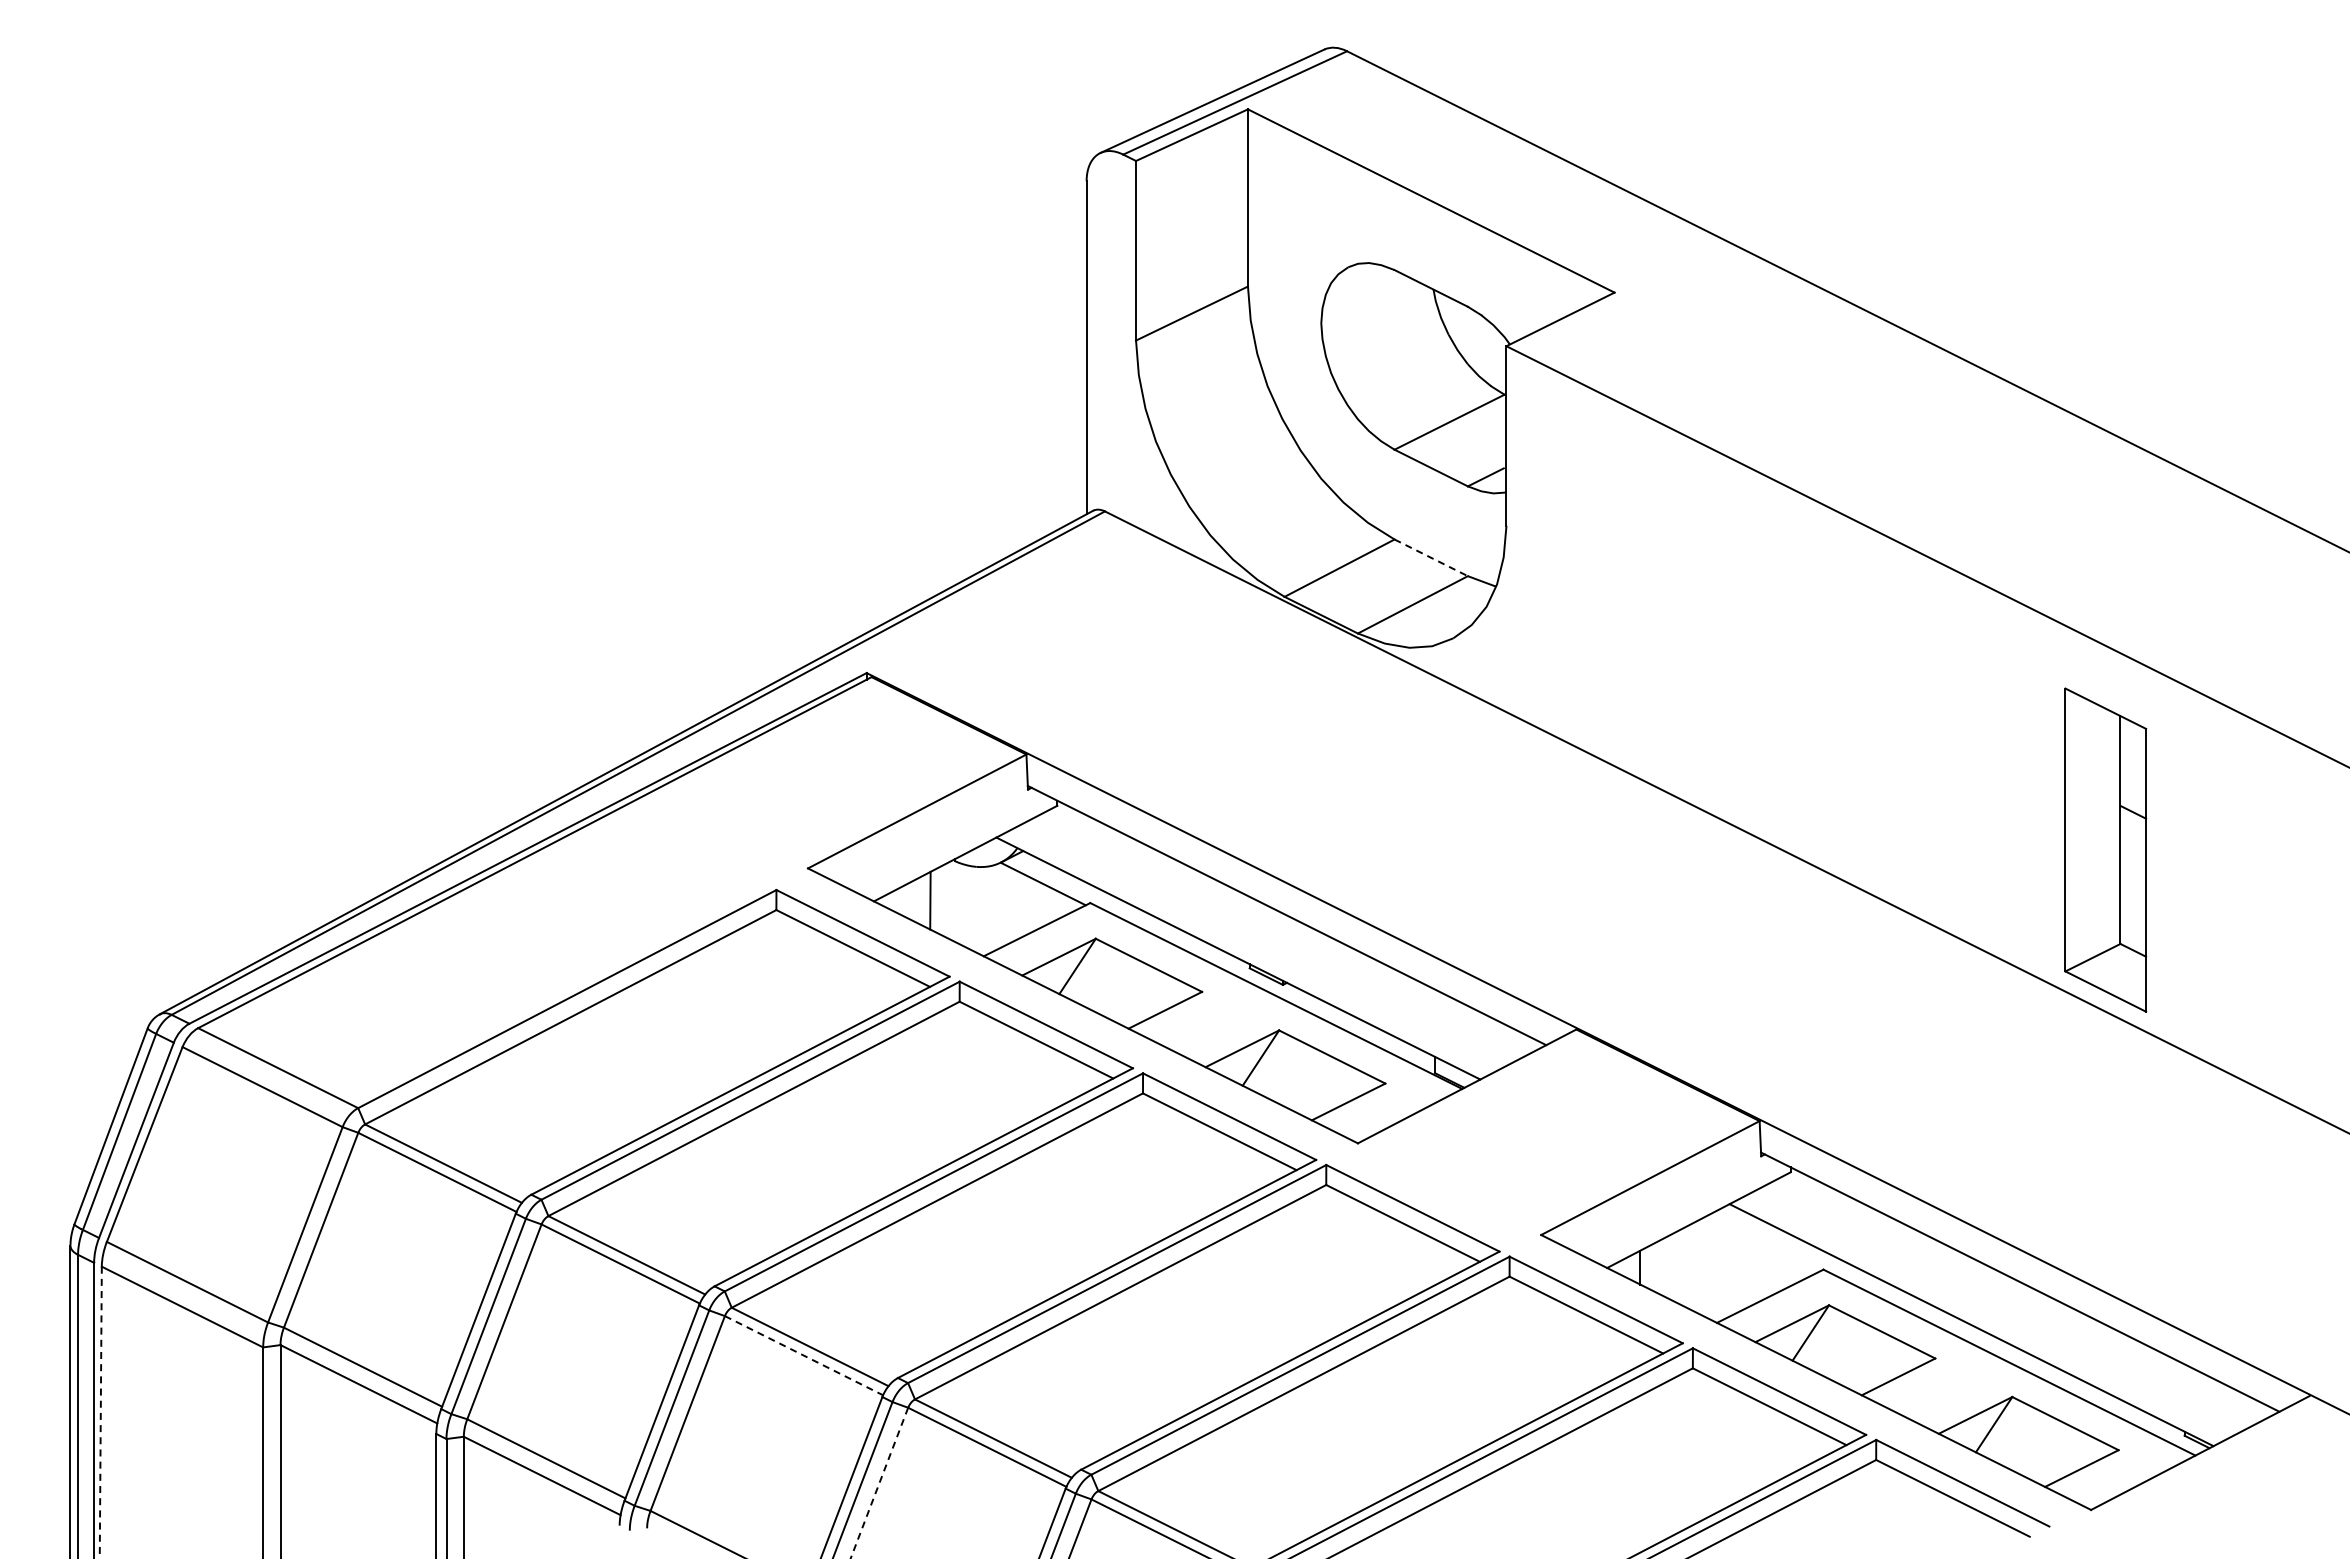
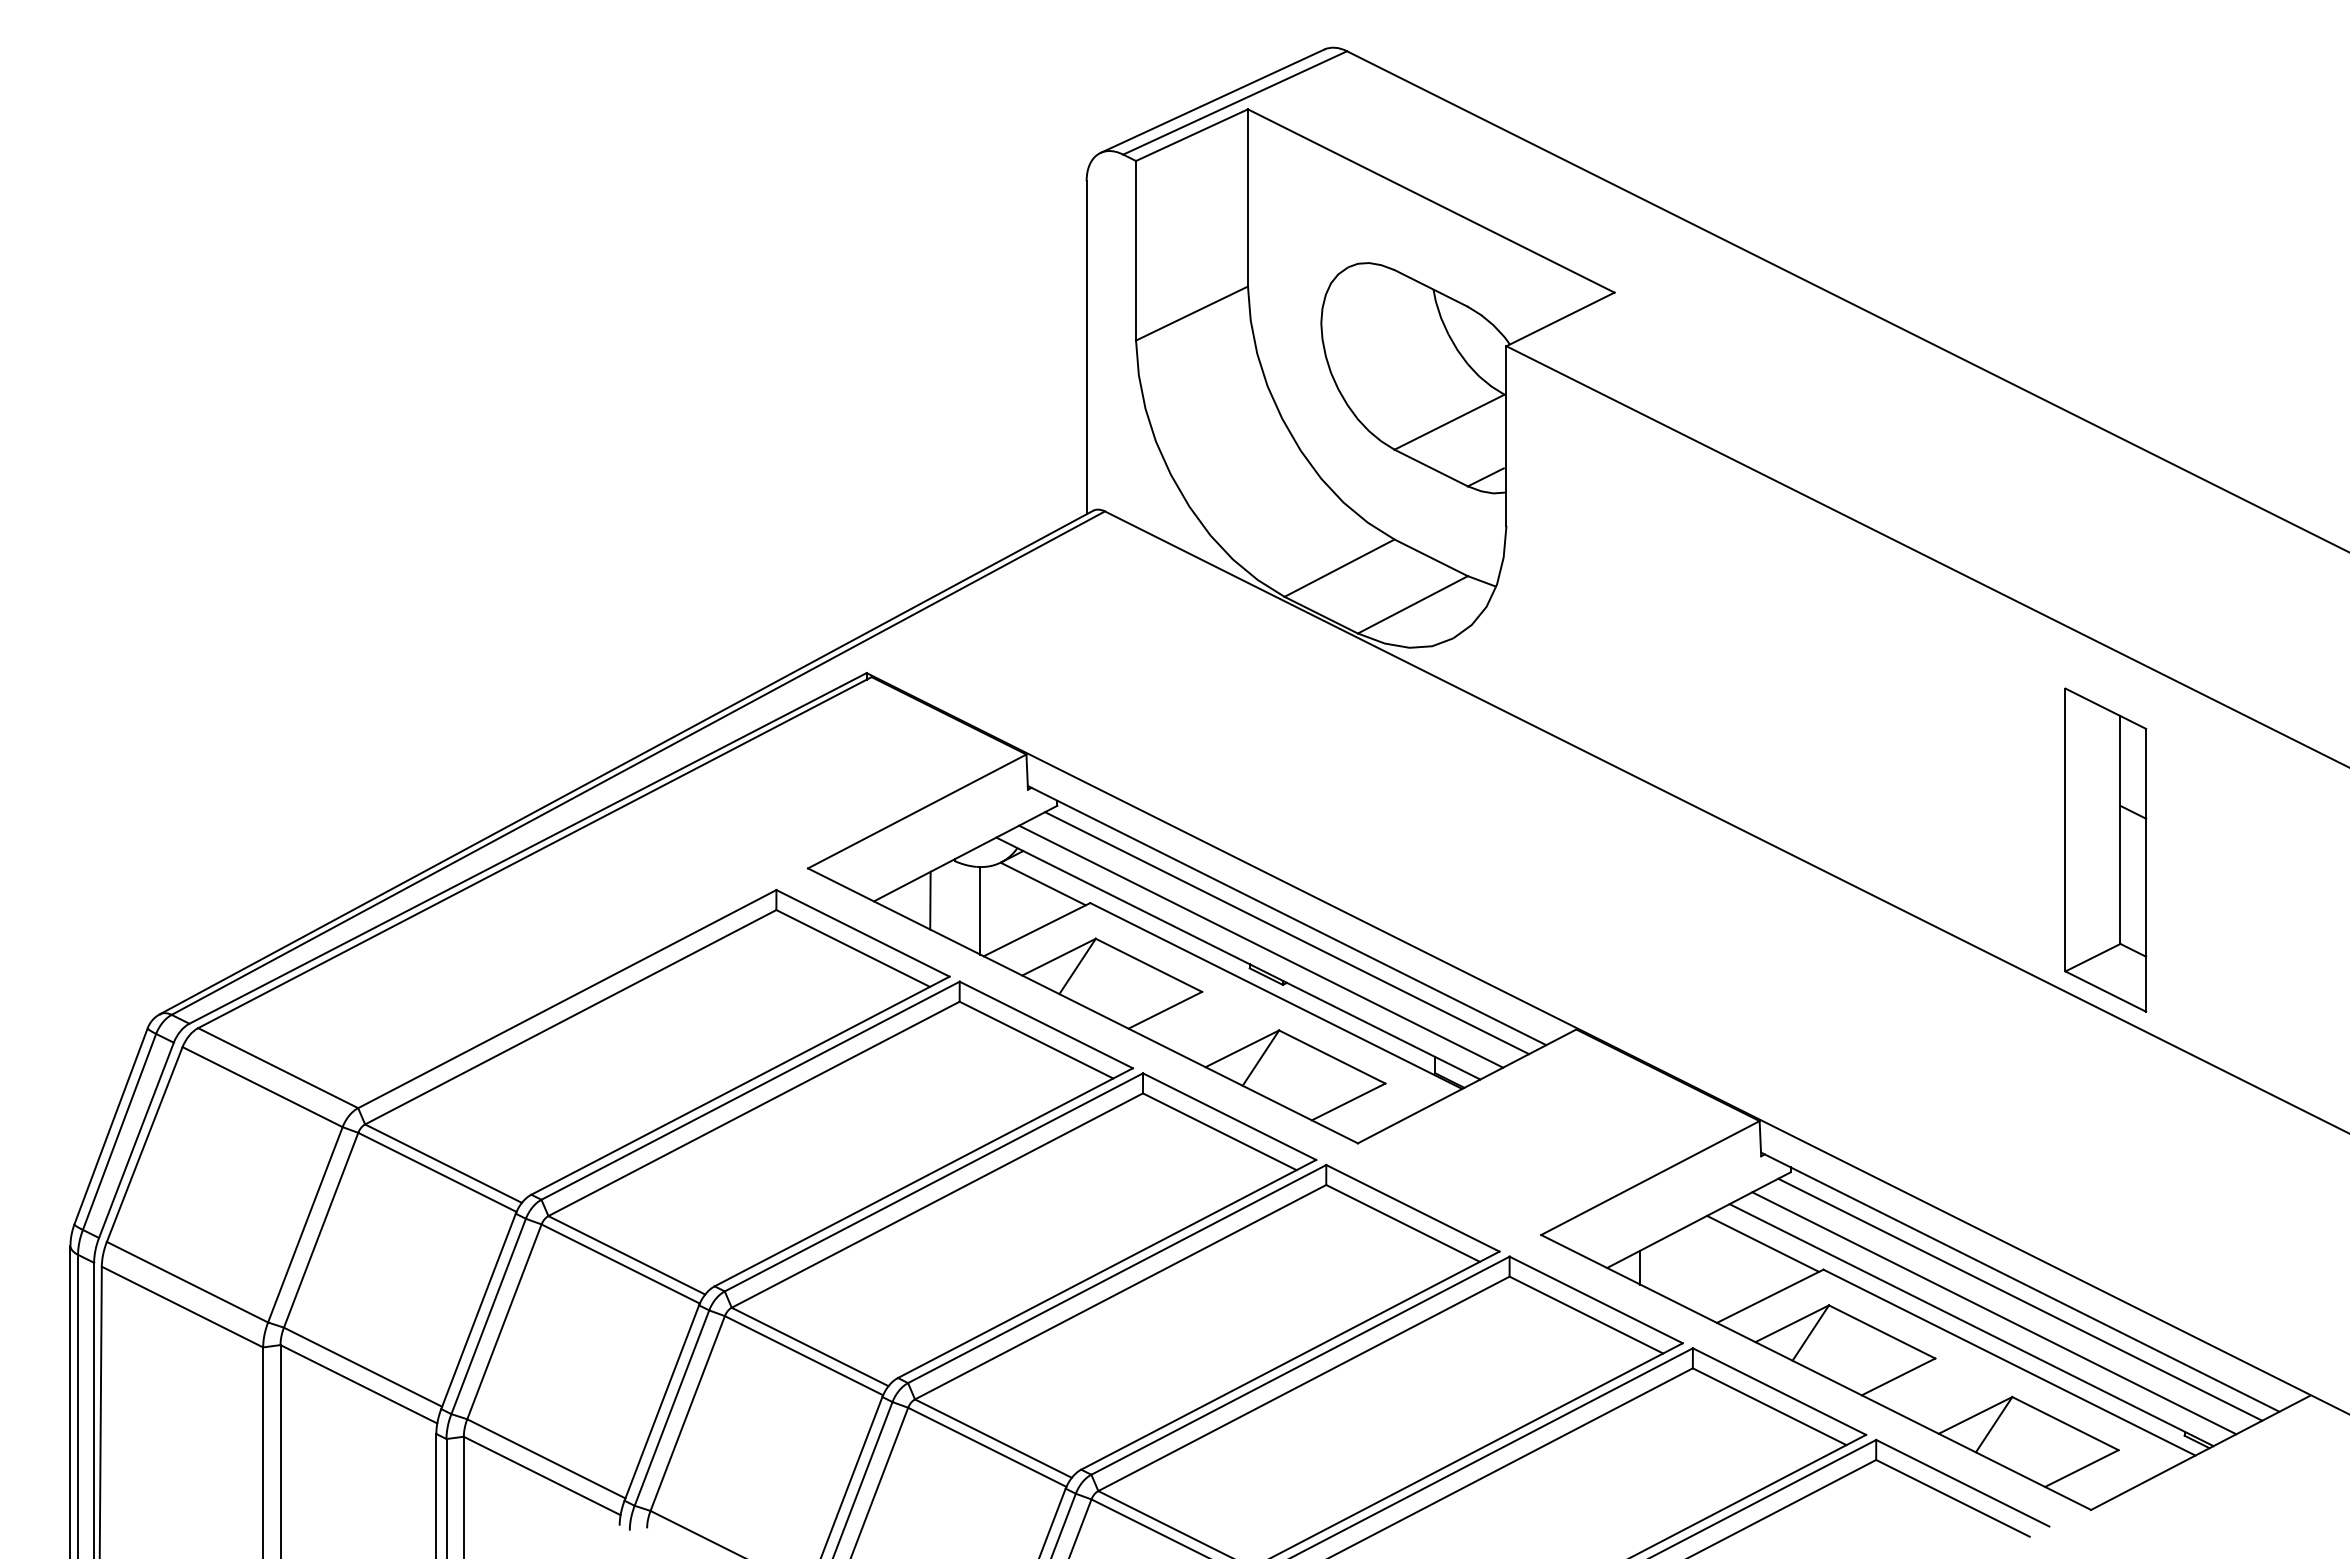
line: dashed -> solid (1431, 557)
line: none -> present (980, 910)
line: none -> present (1287, 933)
line: none -> present (1261, 946)
line: none -> present (1763, 1243)
line: none -> present (2020, 1299)
line: none -> present (1994, 1313)
line: dashed -> solid (804, 1355)
line: dashed -> solid (100, 1412)
line: dashed -> solid (879, 1483)
